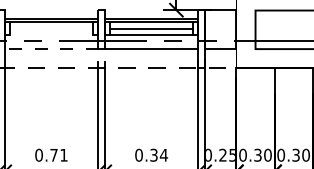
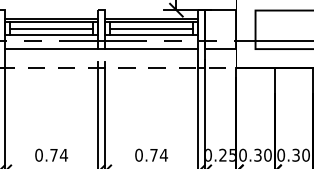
line: none -> present (51, 28)
line: none -> present (51, 34)
line: dashed -> solid (51, 48)
text: 0.34 -> 0.74 (153, 154)
text: 0.71 -> 0.74 (63, 155)
